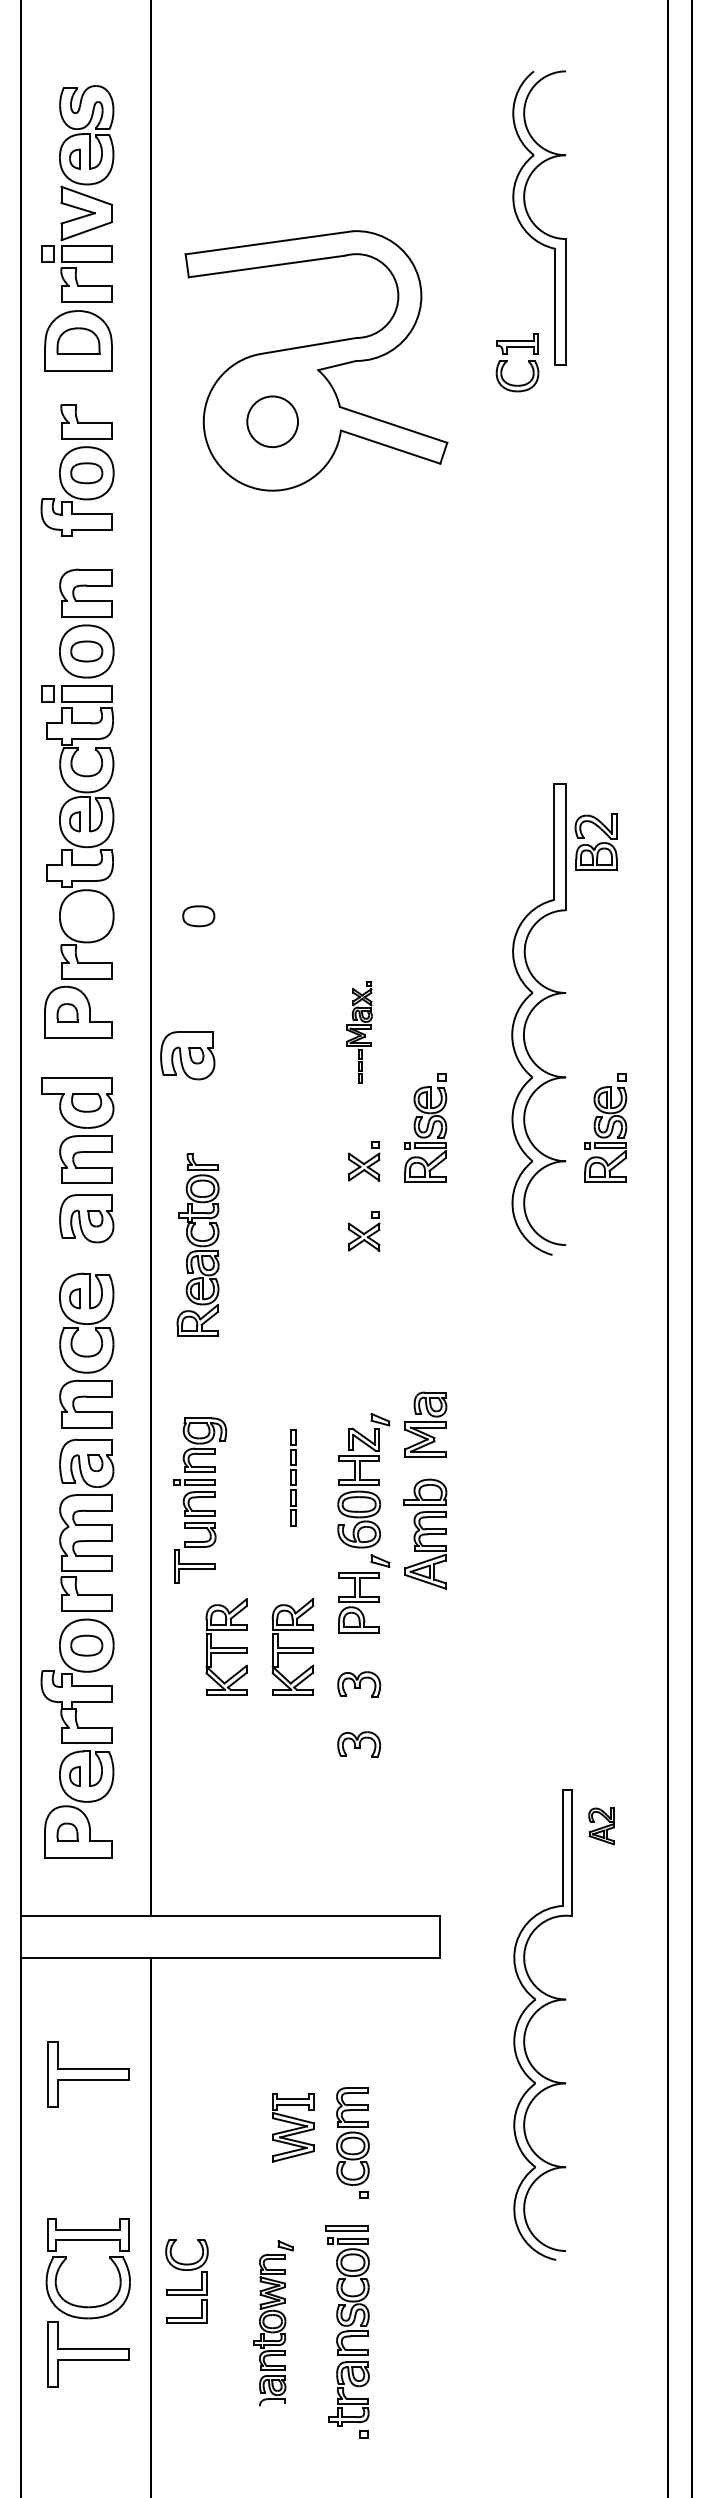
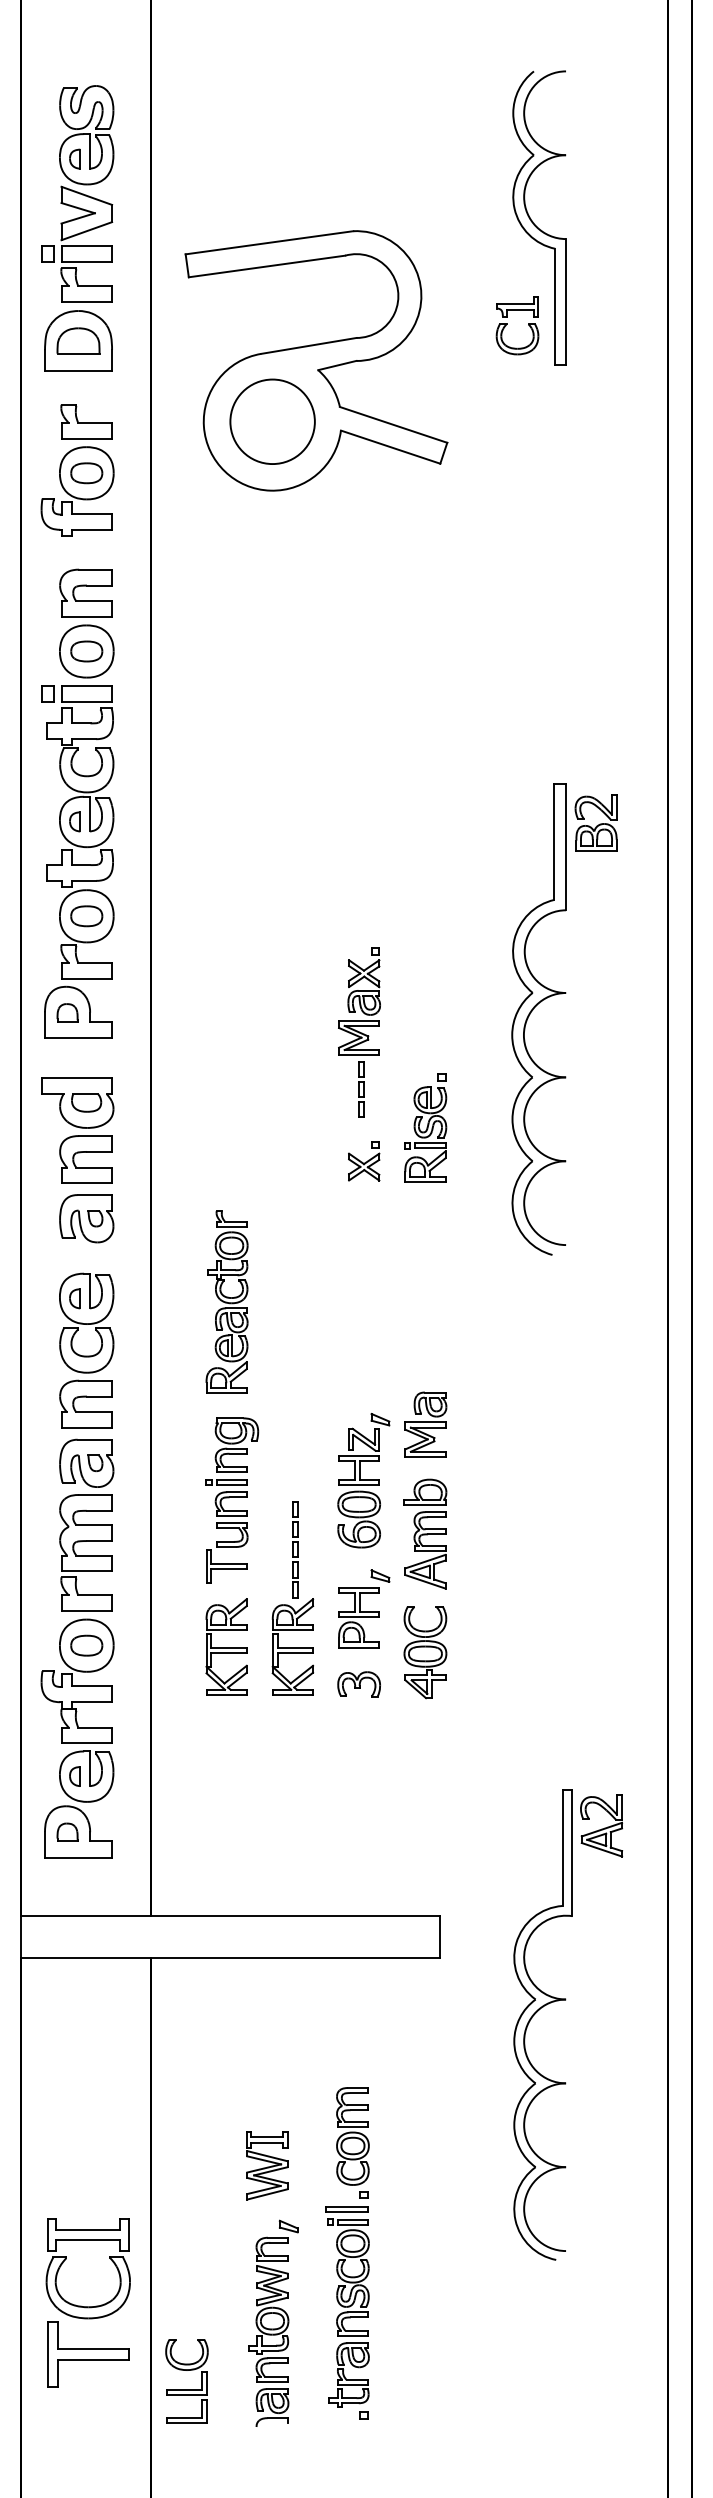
part position: (507, 361) -> (507, 324) (507, 324)
circle diameter: 51 px -> 85 px (272, 421)
part position: (595, 841) -> (595, 822) (595, 822)
part position: (198, 916) -> (86, 916) (86, 916)
part size: 27x103 px -> 43x171 px (359, 1032)
part: present -> none (187, 1055)
part: present -> none (605, 1127)
part: present -> none (364, 1231)
part position: (197, 1244) -> (226, 1301) (226, 1301)
part position: (293, 1477) -> (295, 1549) (295, 1549)
part position: (200, 1500) -> (232, 1500) (232, 1500)
part position: (364, 1593) -> (364, 1608) (364, 1608)
part: none -> present (425, 1652)
part: present -> none (358, 1744)
part size: 27x39 px -> 43x64 px (601, 1825)
part: present -> none (88, 2074)
part position: (293, 2127) -> (267, 2165) (267, 2165)
part position: (186, 2289) -> (186, 2389) (186, 2389)
part size: 41x167 px -> 51x208 px (273, 2322)
part position: (347, 2331) -> (347, 2312) (347, 2312)
